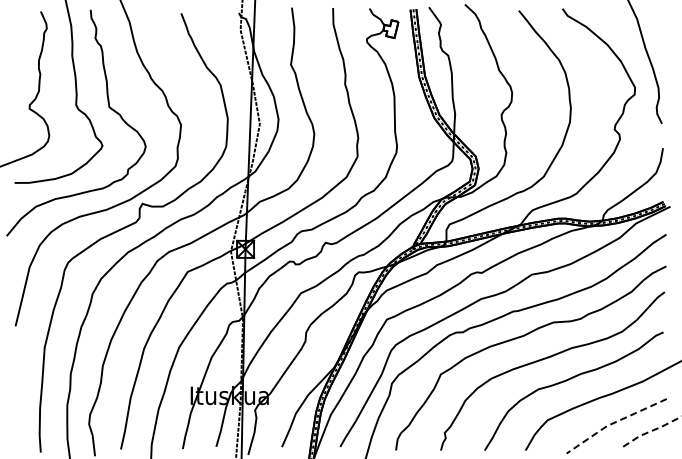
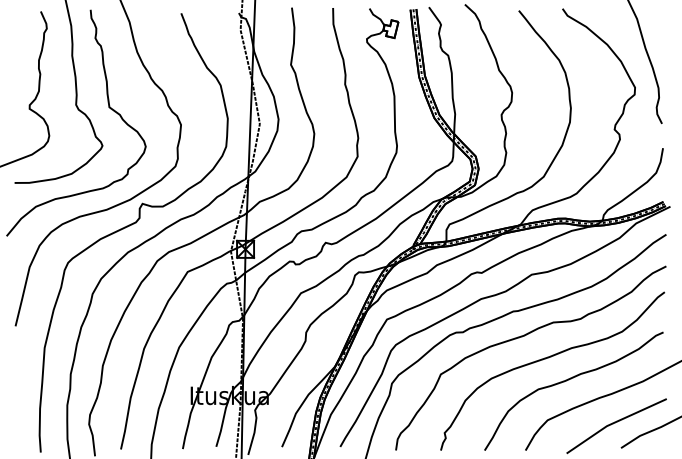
line: dashed -> solid (614, 422)
line: dashed -> solid (650, 431)
